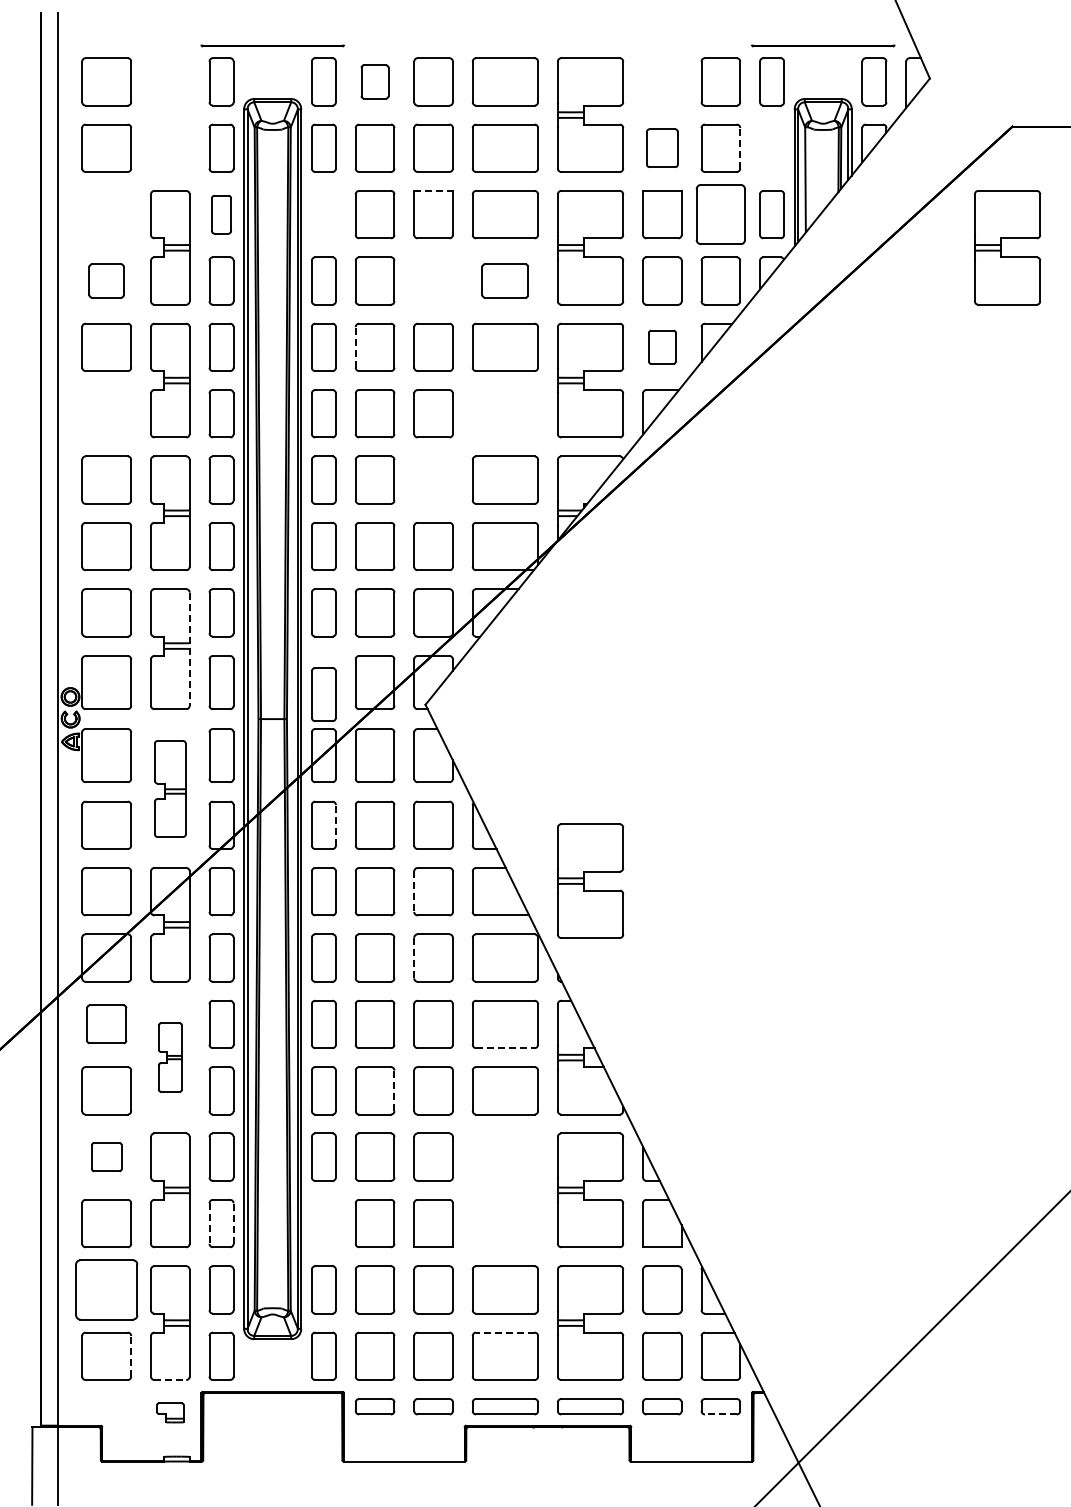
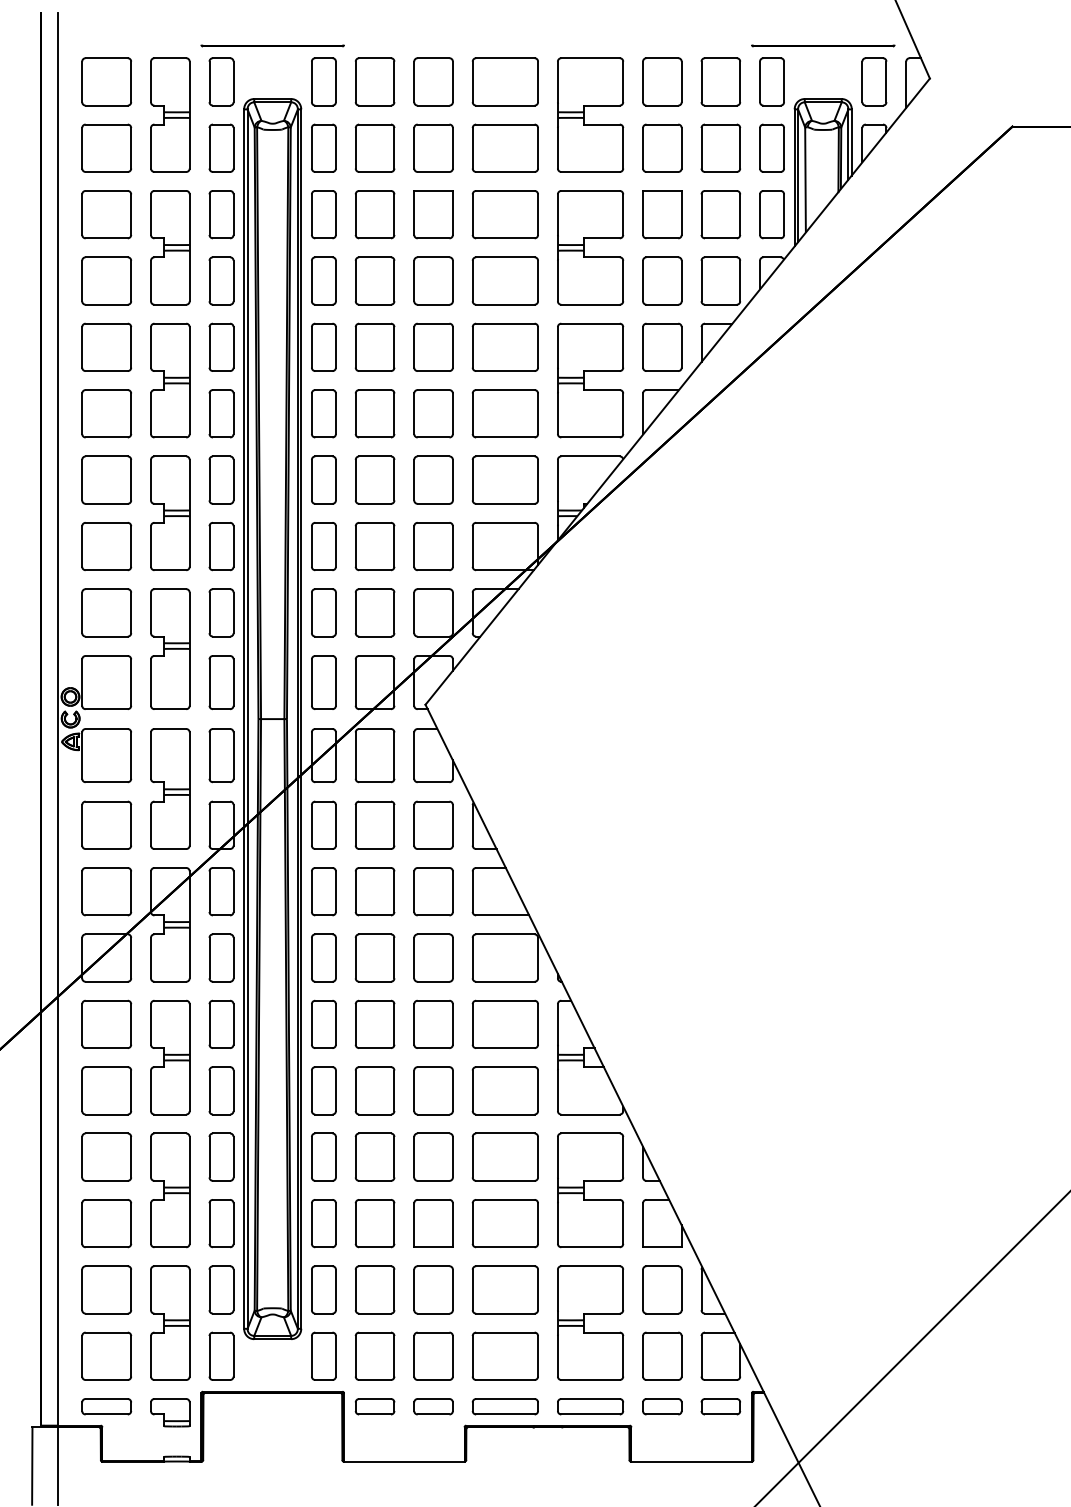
part size: 30x36 px -> 42x50 px (374, 81)
part: none -> present (662, 81)
part: none -> present (170, 114)
part size: 33x40 px -> 41x50 px (662, 147)
line: dashed -> solid (740, 147)
part: none -> present (771, 147)
line: dashed -> solid (434, 190)
part: none -> present (106, 214)
part size: 21x40 px -> 27x50 px (221, 214)
part: none -> present (323, 214)
part size: 51x62 px -> 42x50 px (720, 214)
part: present -> none (1007, 247)
part size: 37x36 px -> 51x50 px (106, 280)
part: none -> present (433, 280)
part size: 48x36 px -> 68x50 px (504, 280)
line: dashed -> solid (355, 346)
part size: 29x36 px -> 41x50 px (662, 346)
part: none -> present (106, 413)
part: none -> present (504, 413)
part: none -> present (433, 479)
line: dashed -> solid (189, 649)
part position: (323, 694) -> (323, 682) (323, 682)
part size: 33x98 px -> 41x122 px (170, 788)
line: dashed -> solid (335, 824)
part: present -> none (590, 880)
line: dashed -> solid (414, 892)
line: dashed -> solid (414, 958)
part size: 42x41 px -> 52x50 px (106, 1023)
line: dashed -> solid (505, 1048)
part size: 25x71 px -> 41x117 px (170, 1057)
line: dashed -> solid (394, 1090)
part: none -> present (504, 1156)
part size: 32x31 px -> 52x50 px (106, 1156)
line: dashed -> solid (233, 1223)
part: none -> present (323, 1223)
part: none -> present (504, 1223)
line: dashed -> solid (209, 1224)
part size: 64x62 px -> 51x50 px (106, 1289)
line: dashed -> solid (504, 1332)
line: dashed -> solid (131, 1355)
line: dashed -> solid (170, 1380)
part: none -> present (106, 1406)
part size: 29x22 px -> 41x30 px (170, 1412)
line: dashed -> solid (720, 1414)
